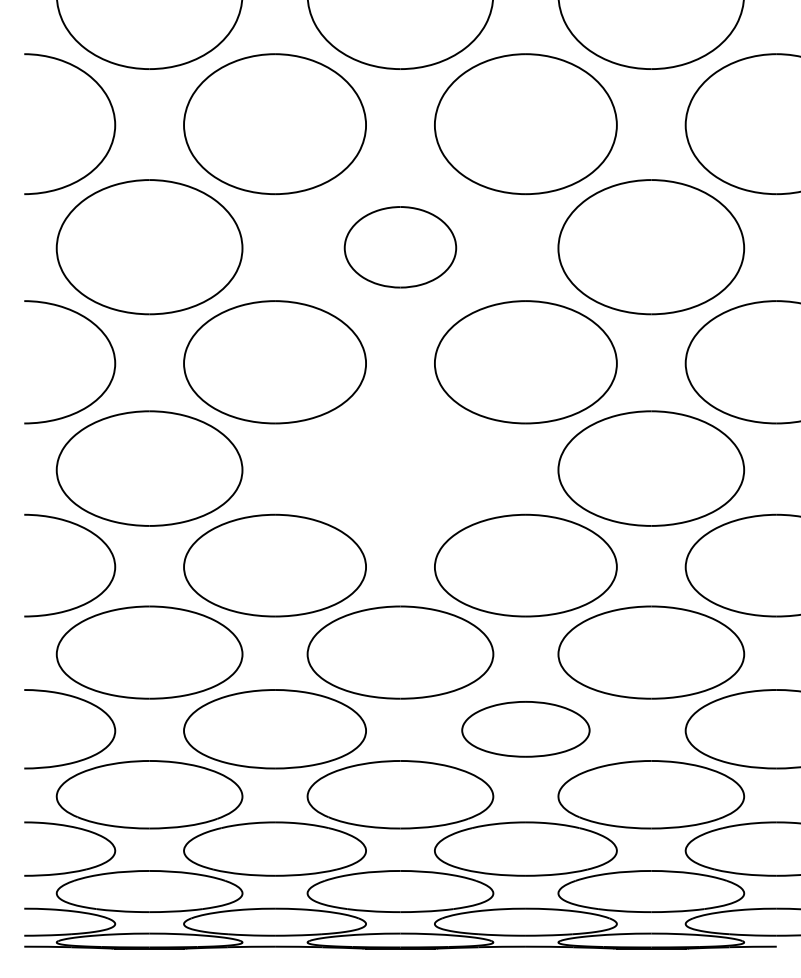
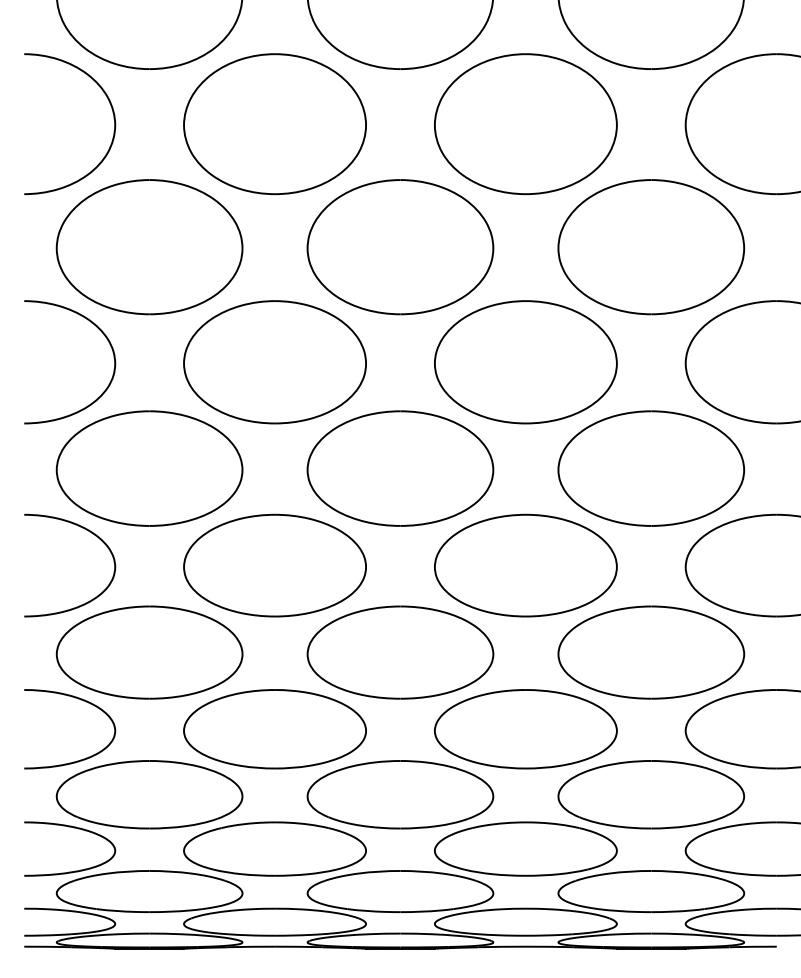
part size: 115x83 px -> 189x137 px (400, 247)
part: none -> present (400, 468)
part size: 130x57 px -> 184x81 px (525, 729)
